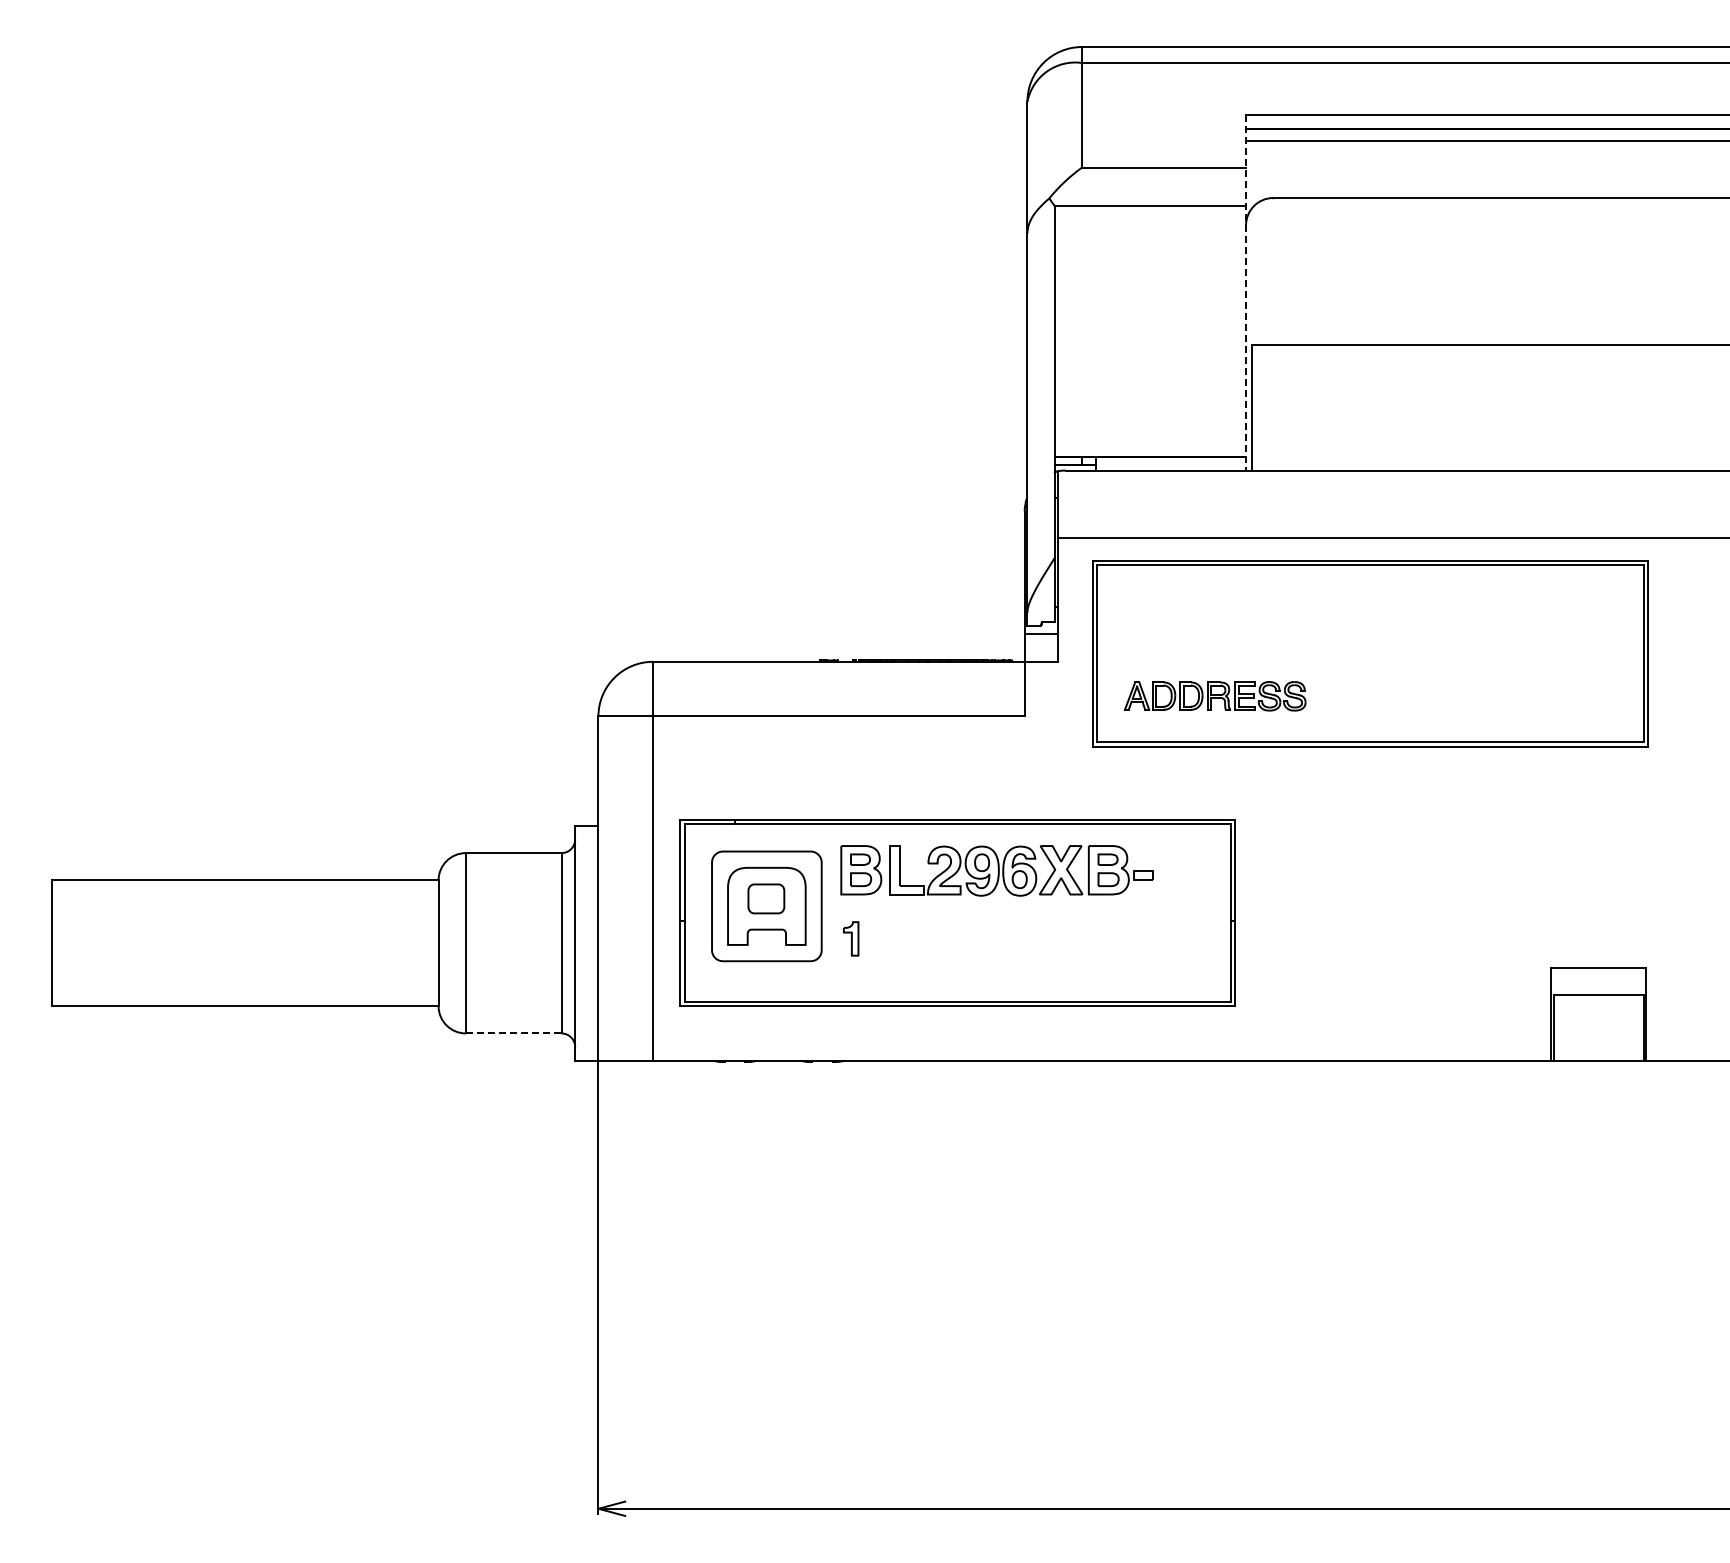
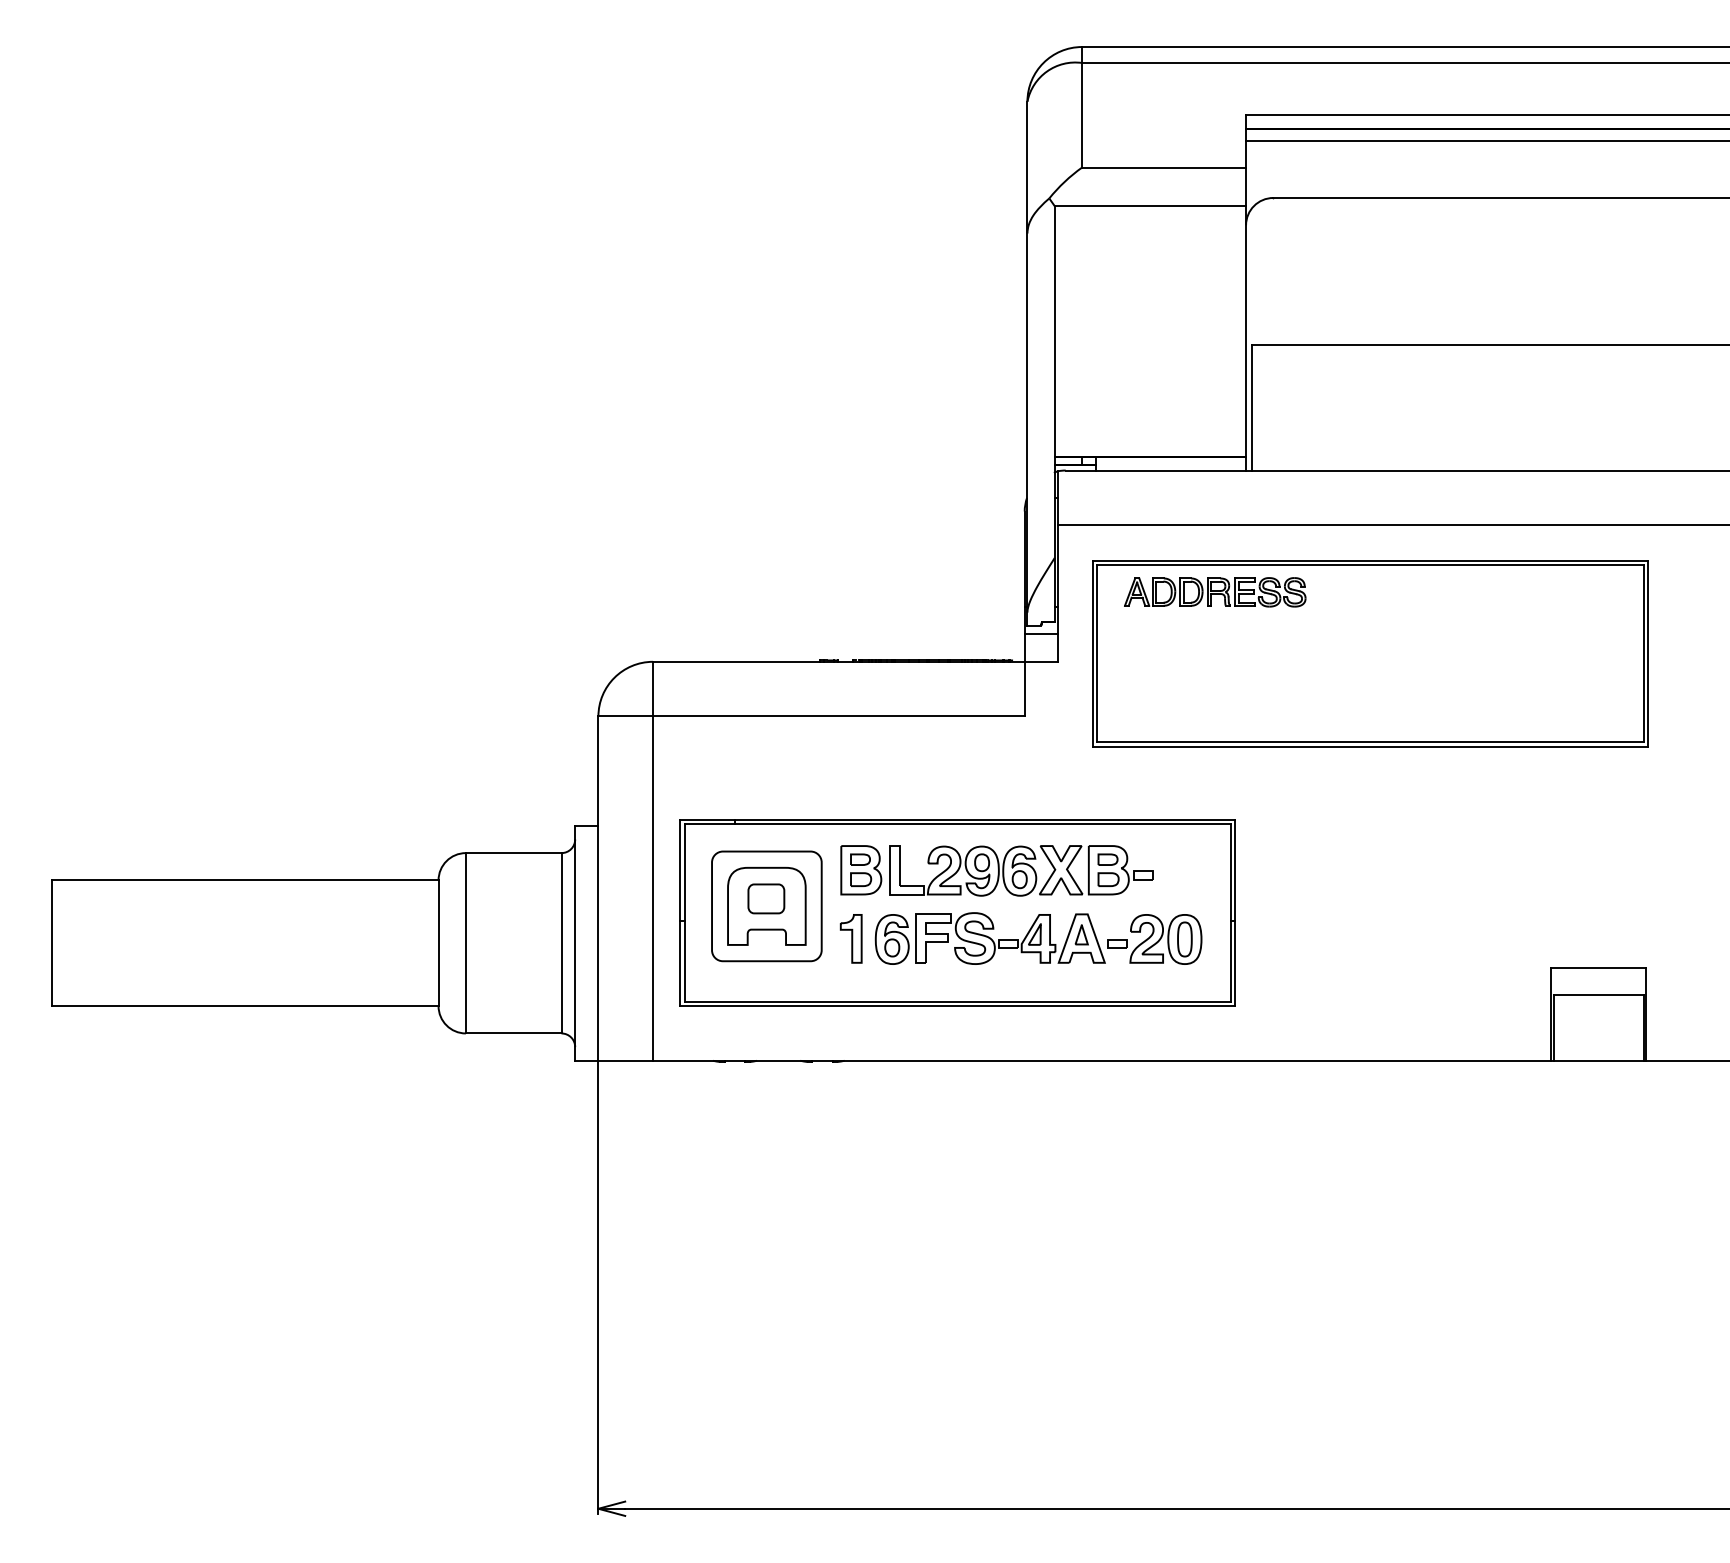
line: dashed -> solid (1246, 292)
line position: (1391, 538) -> (1391, 525) (1391, 525)
part position: (1215, 696) -> (1215, 592) (1215, 592)
part size: 17x36 px -> 24x50 px (850, 938)
part: none -> present (1038, 938)
line: dashed -> solid (513, 1033)
